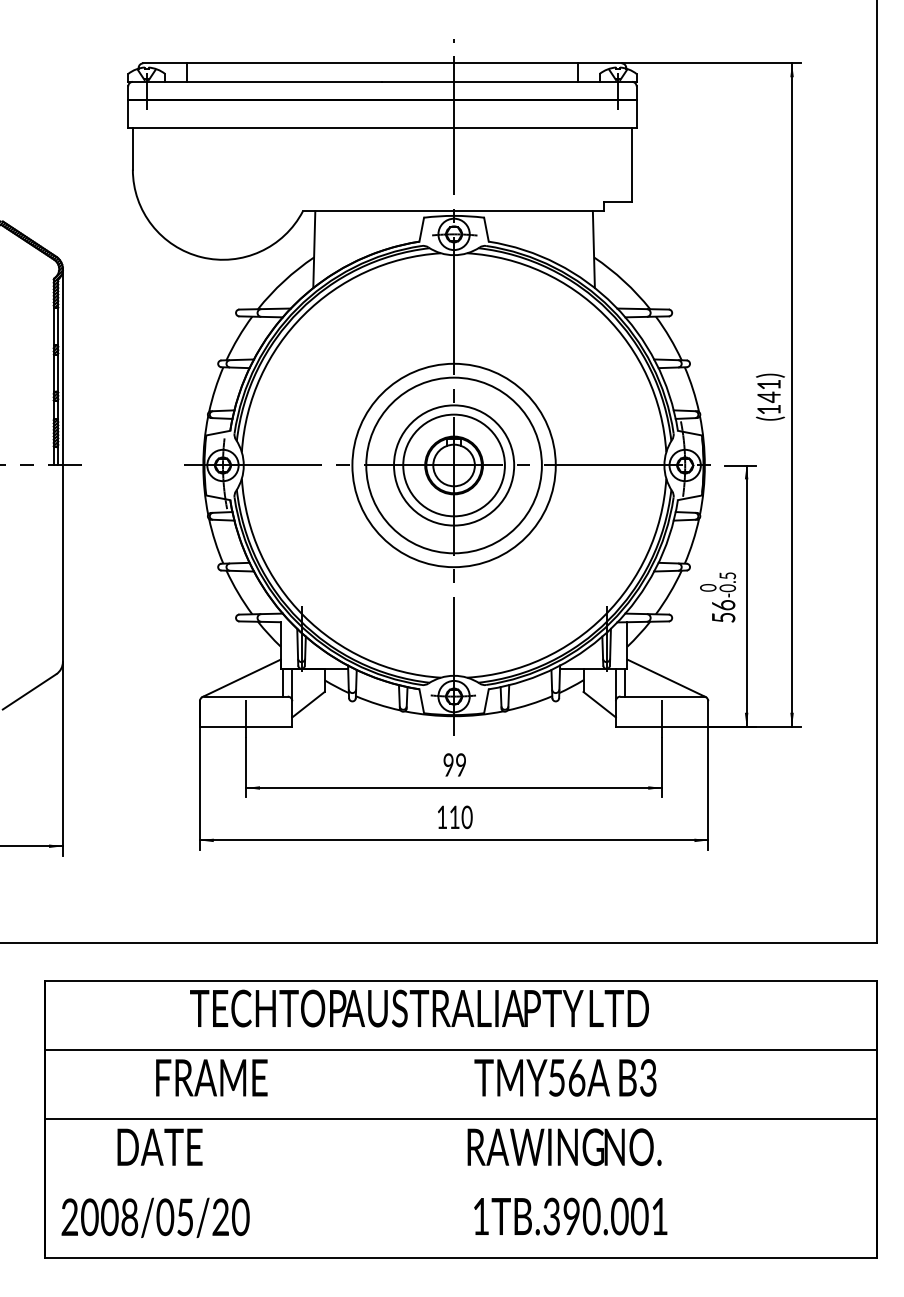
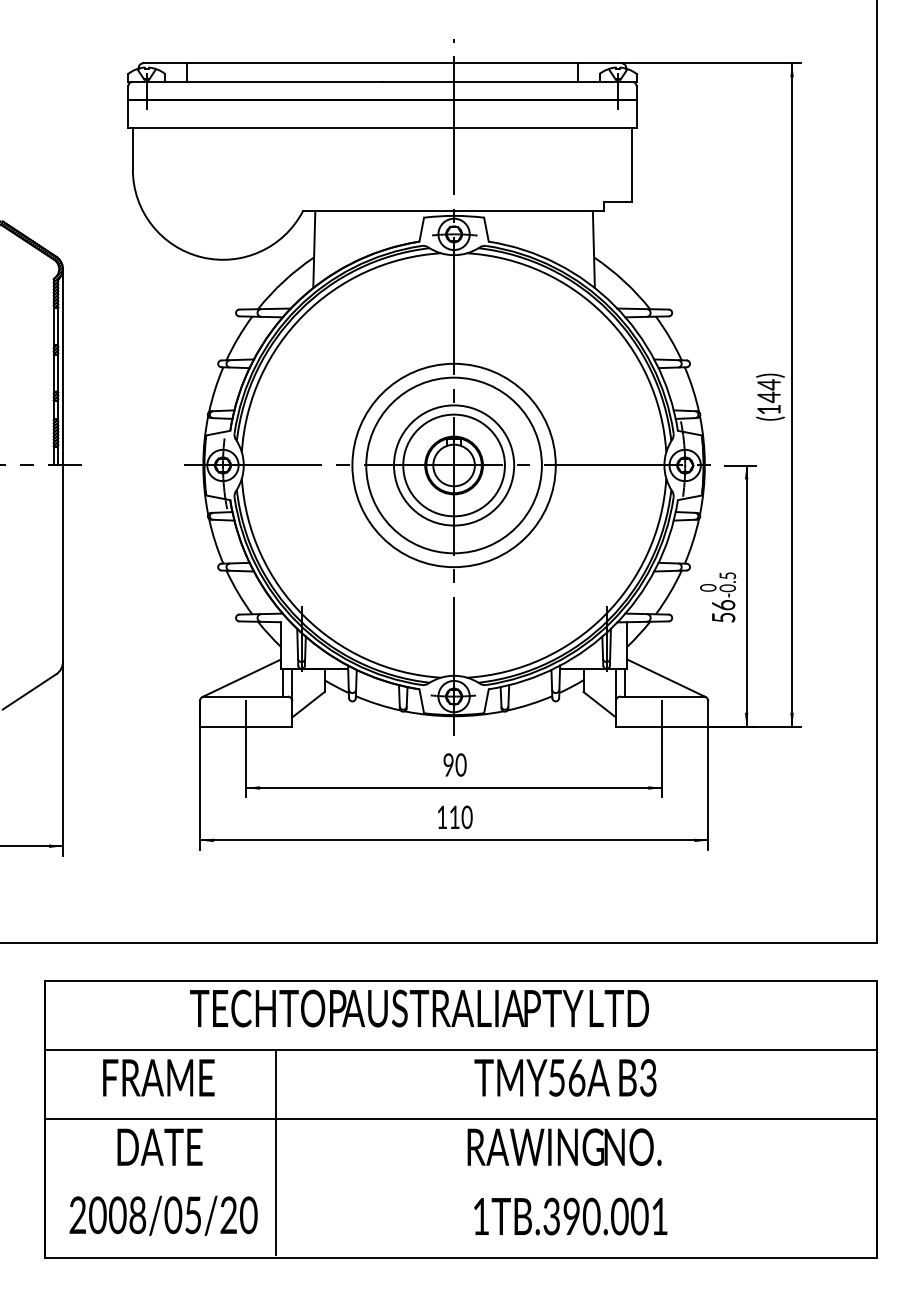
text: (141) -> (144) (768, 384)
text: 99 -> 90 (460, 765)
text position: (211, 1077) -> (158, 1077) (158, 1077)
line: none -> present (275, 1152)
text position: (155, 1217) -> (163, 1215) (163, 1215)
